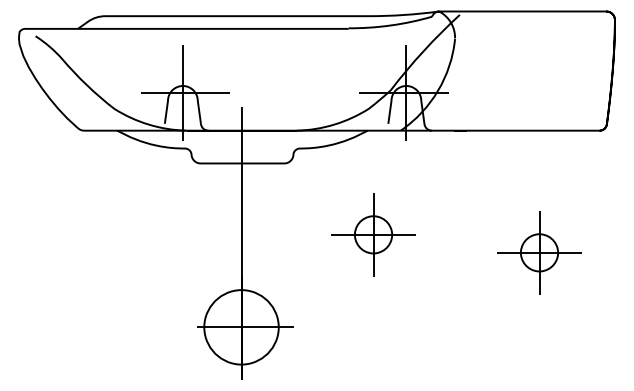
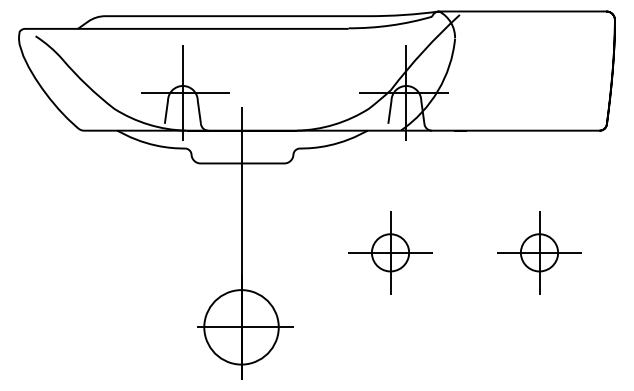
part position: (373, 234) -> (390, 252) (390, 252)
